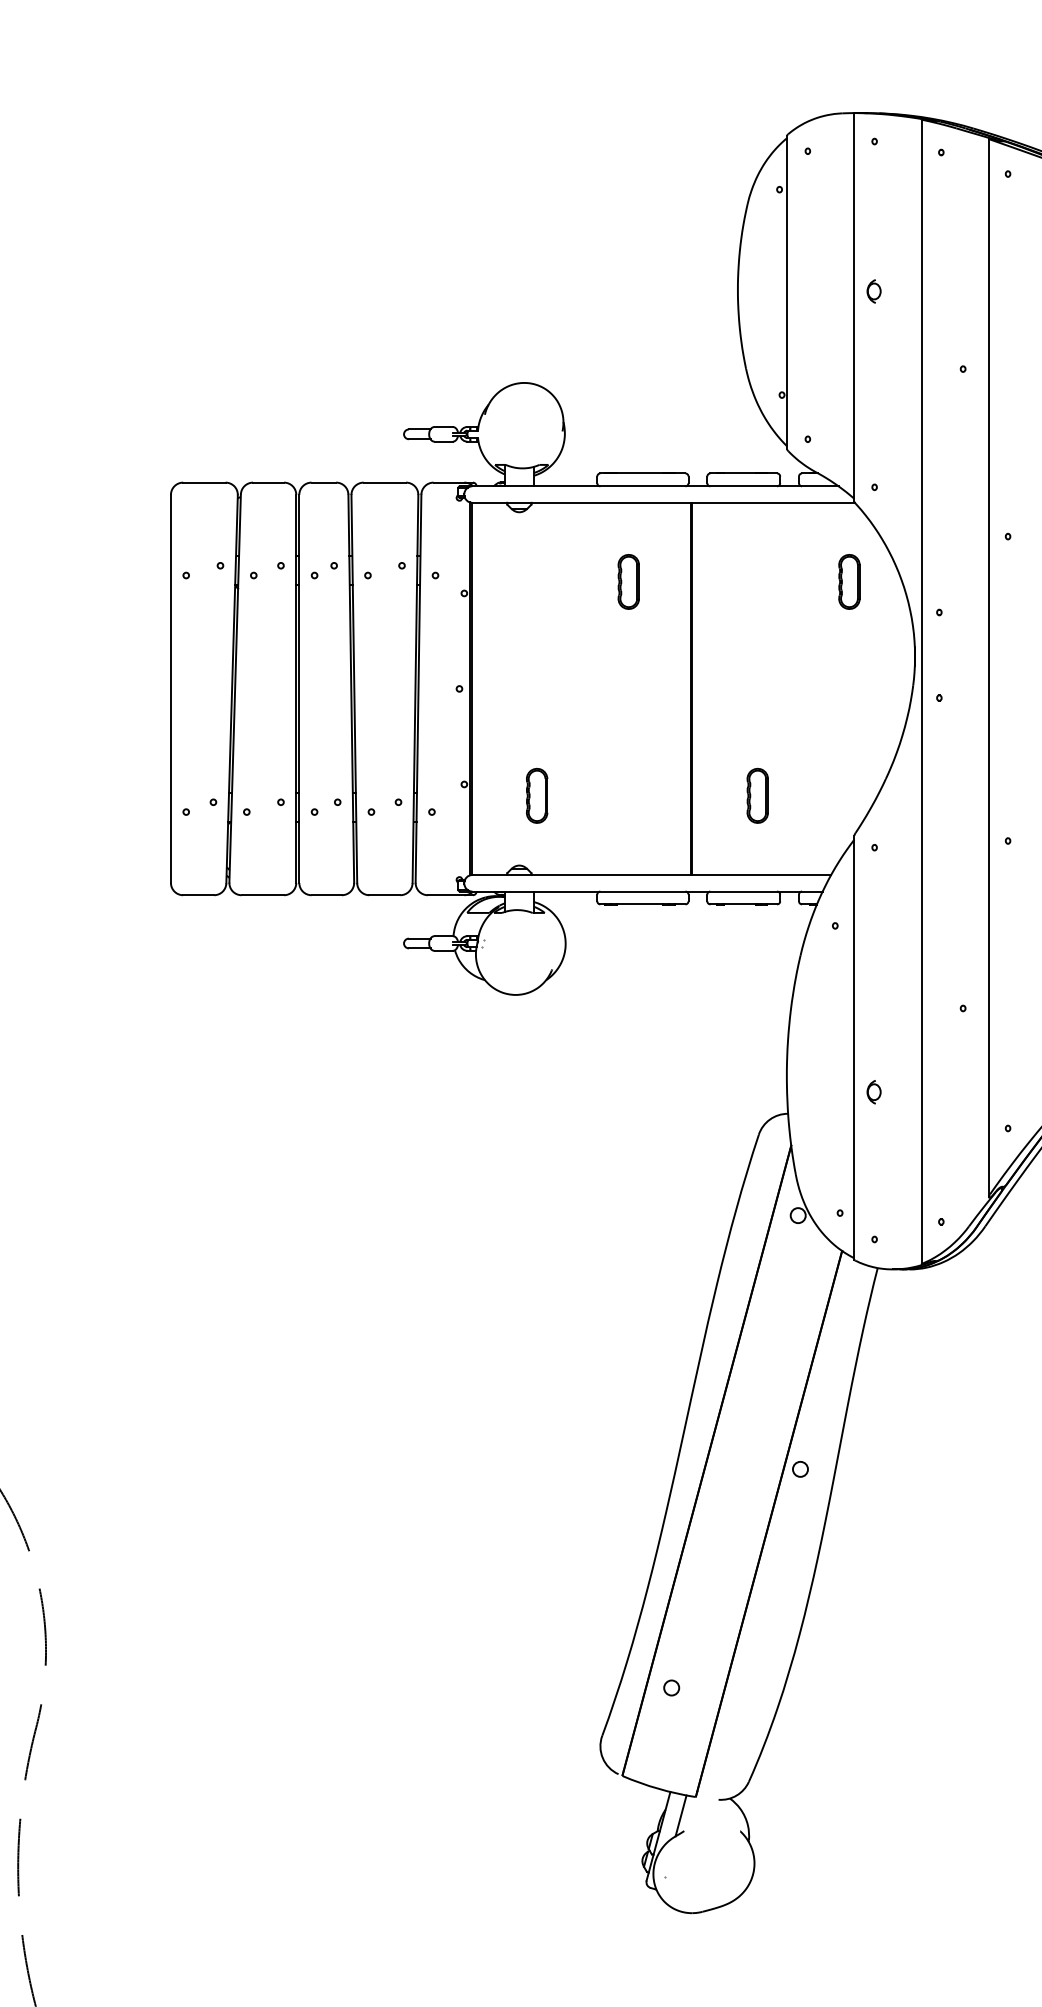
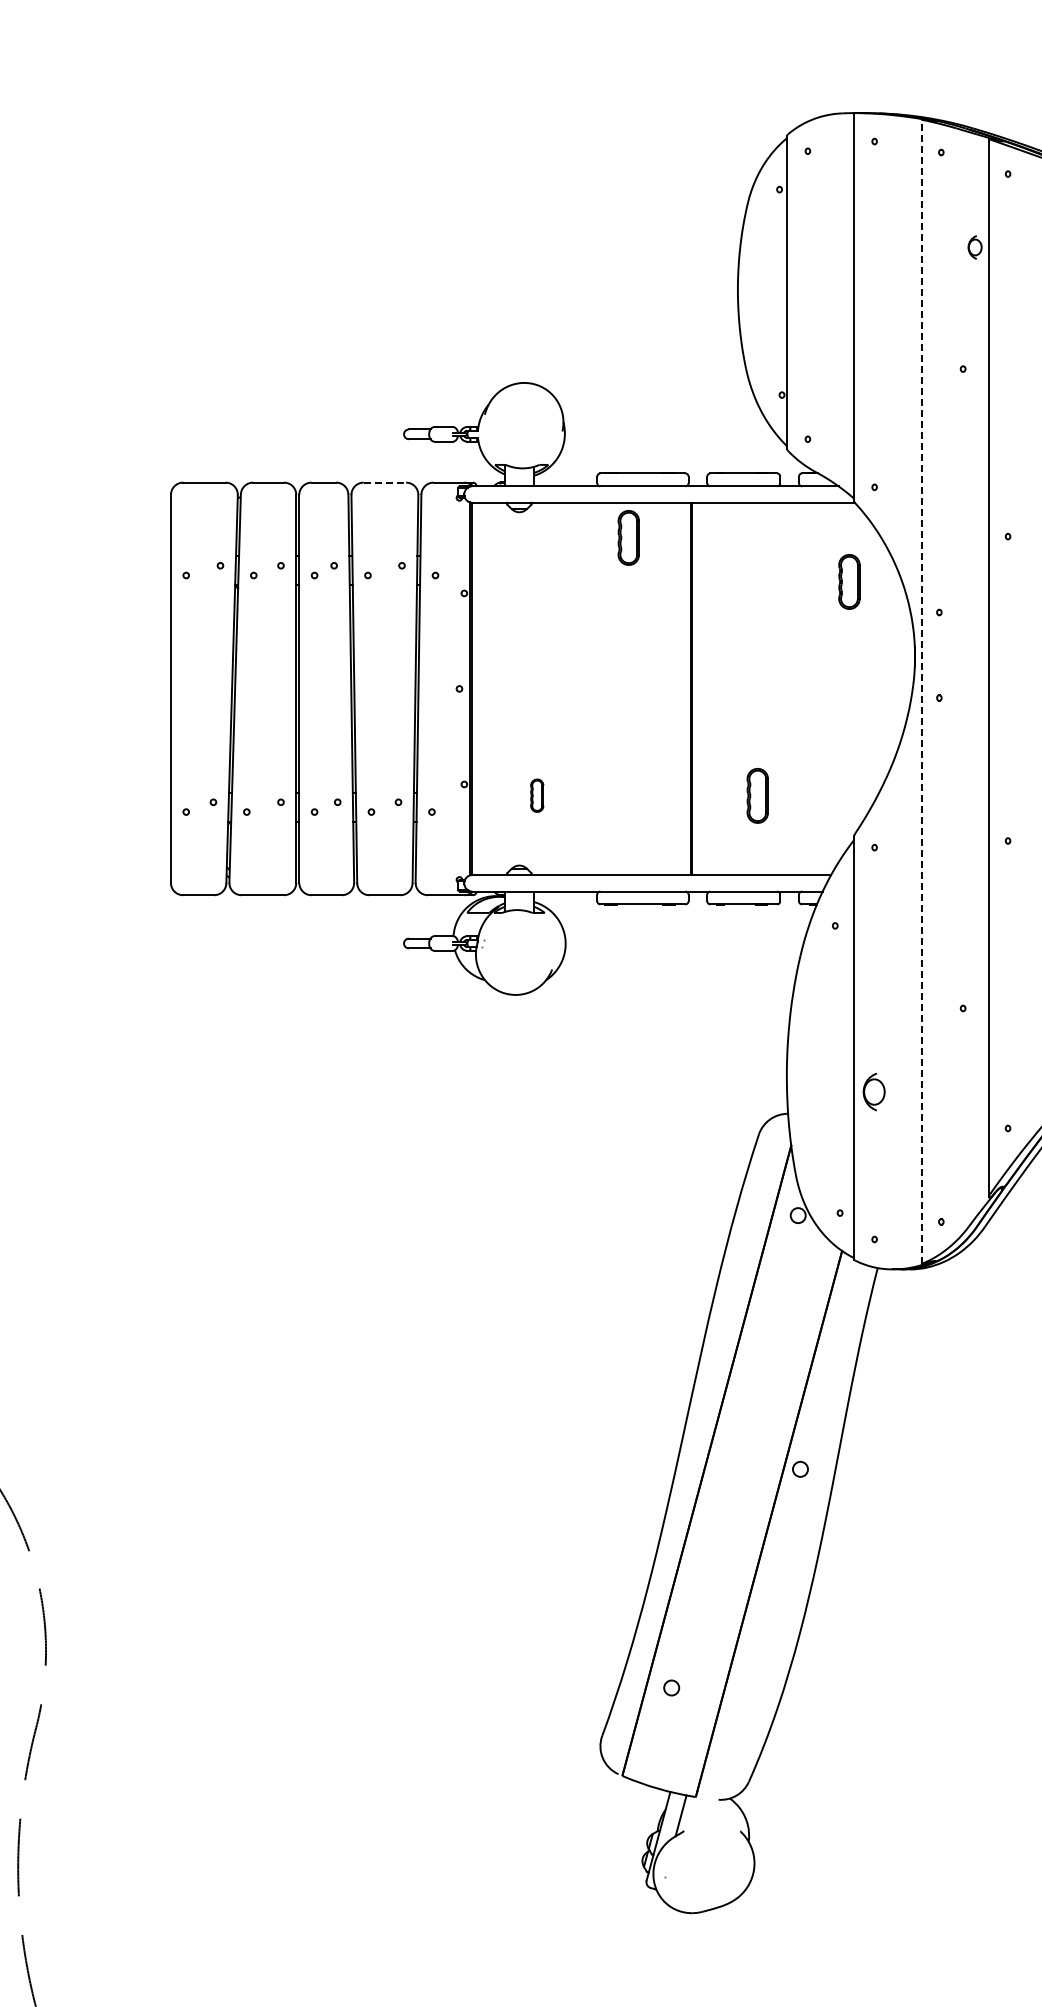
part position: (873, 291) -> (974, 247) (974, 247)
line: solid -> dashed (385, 482)
part position: (628, 581) -> (628, 537) (628, 537)
line: solid -> dashed (921, 691)
part size: 23x57 px -> 15x35 px (537, 795)
part size: 16x25 px -> 24x40 px (873, 1091)
